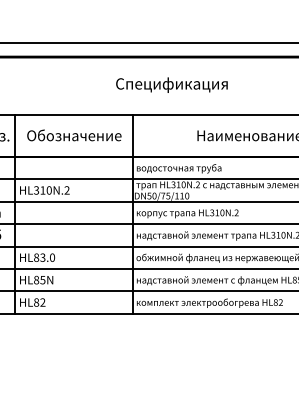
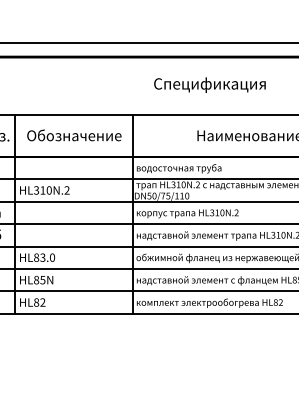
text position: (171, 84) -> (209, 84) (209, 84)
